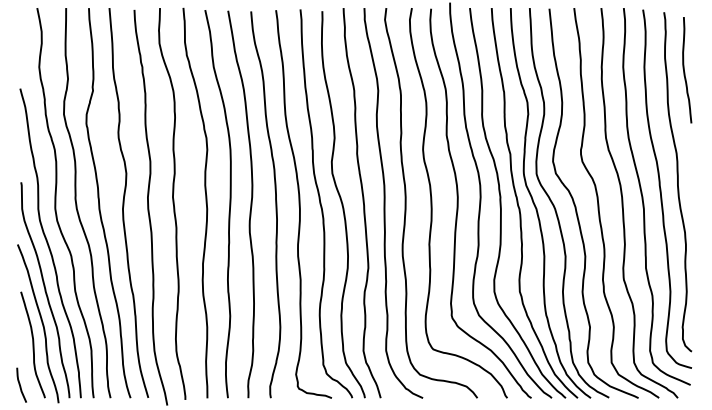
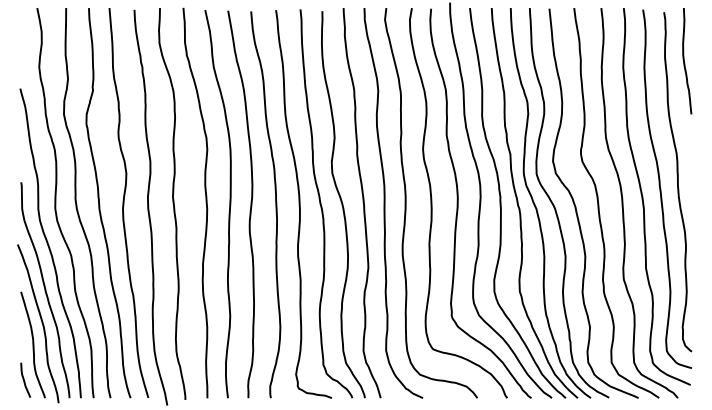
curve position: (685, 72) -> (685, 63) (685, 63)
curve position: (20, 384) -> (24, 379) (24, 379)
